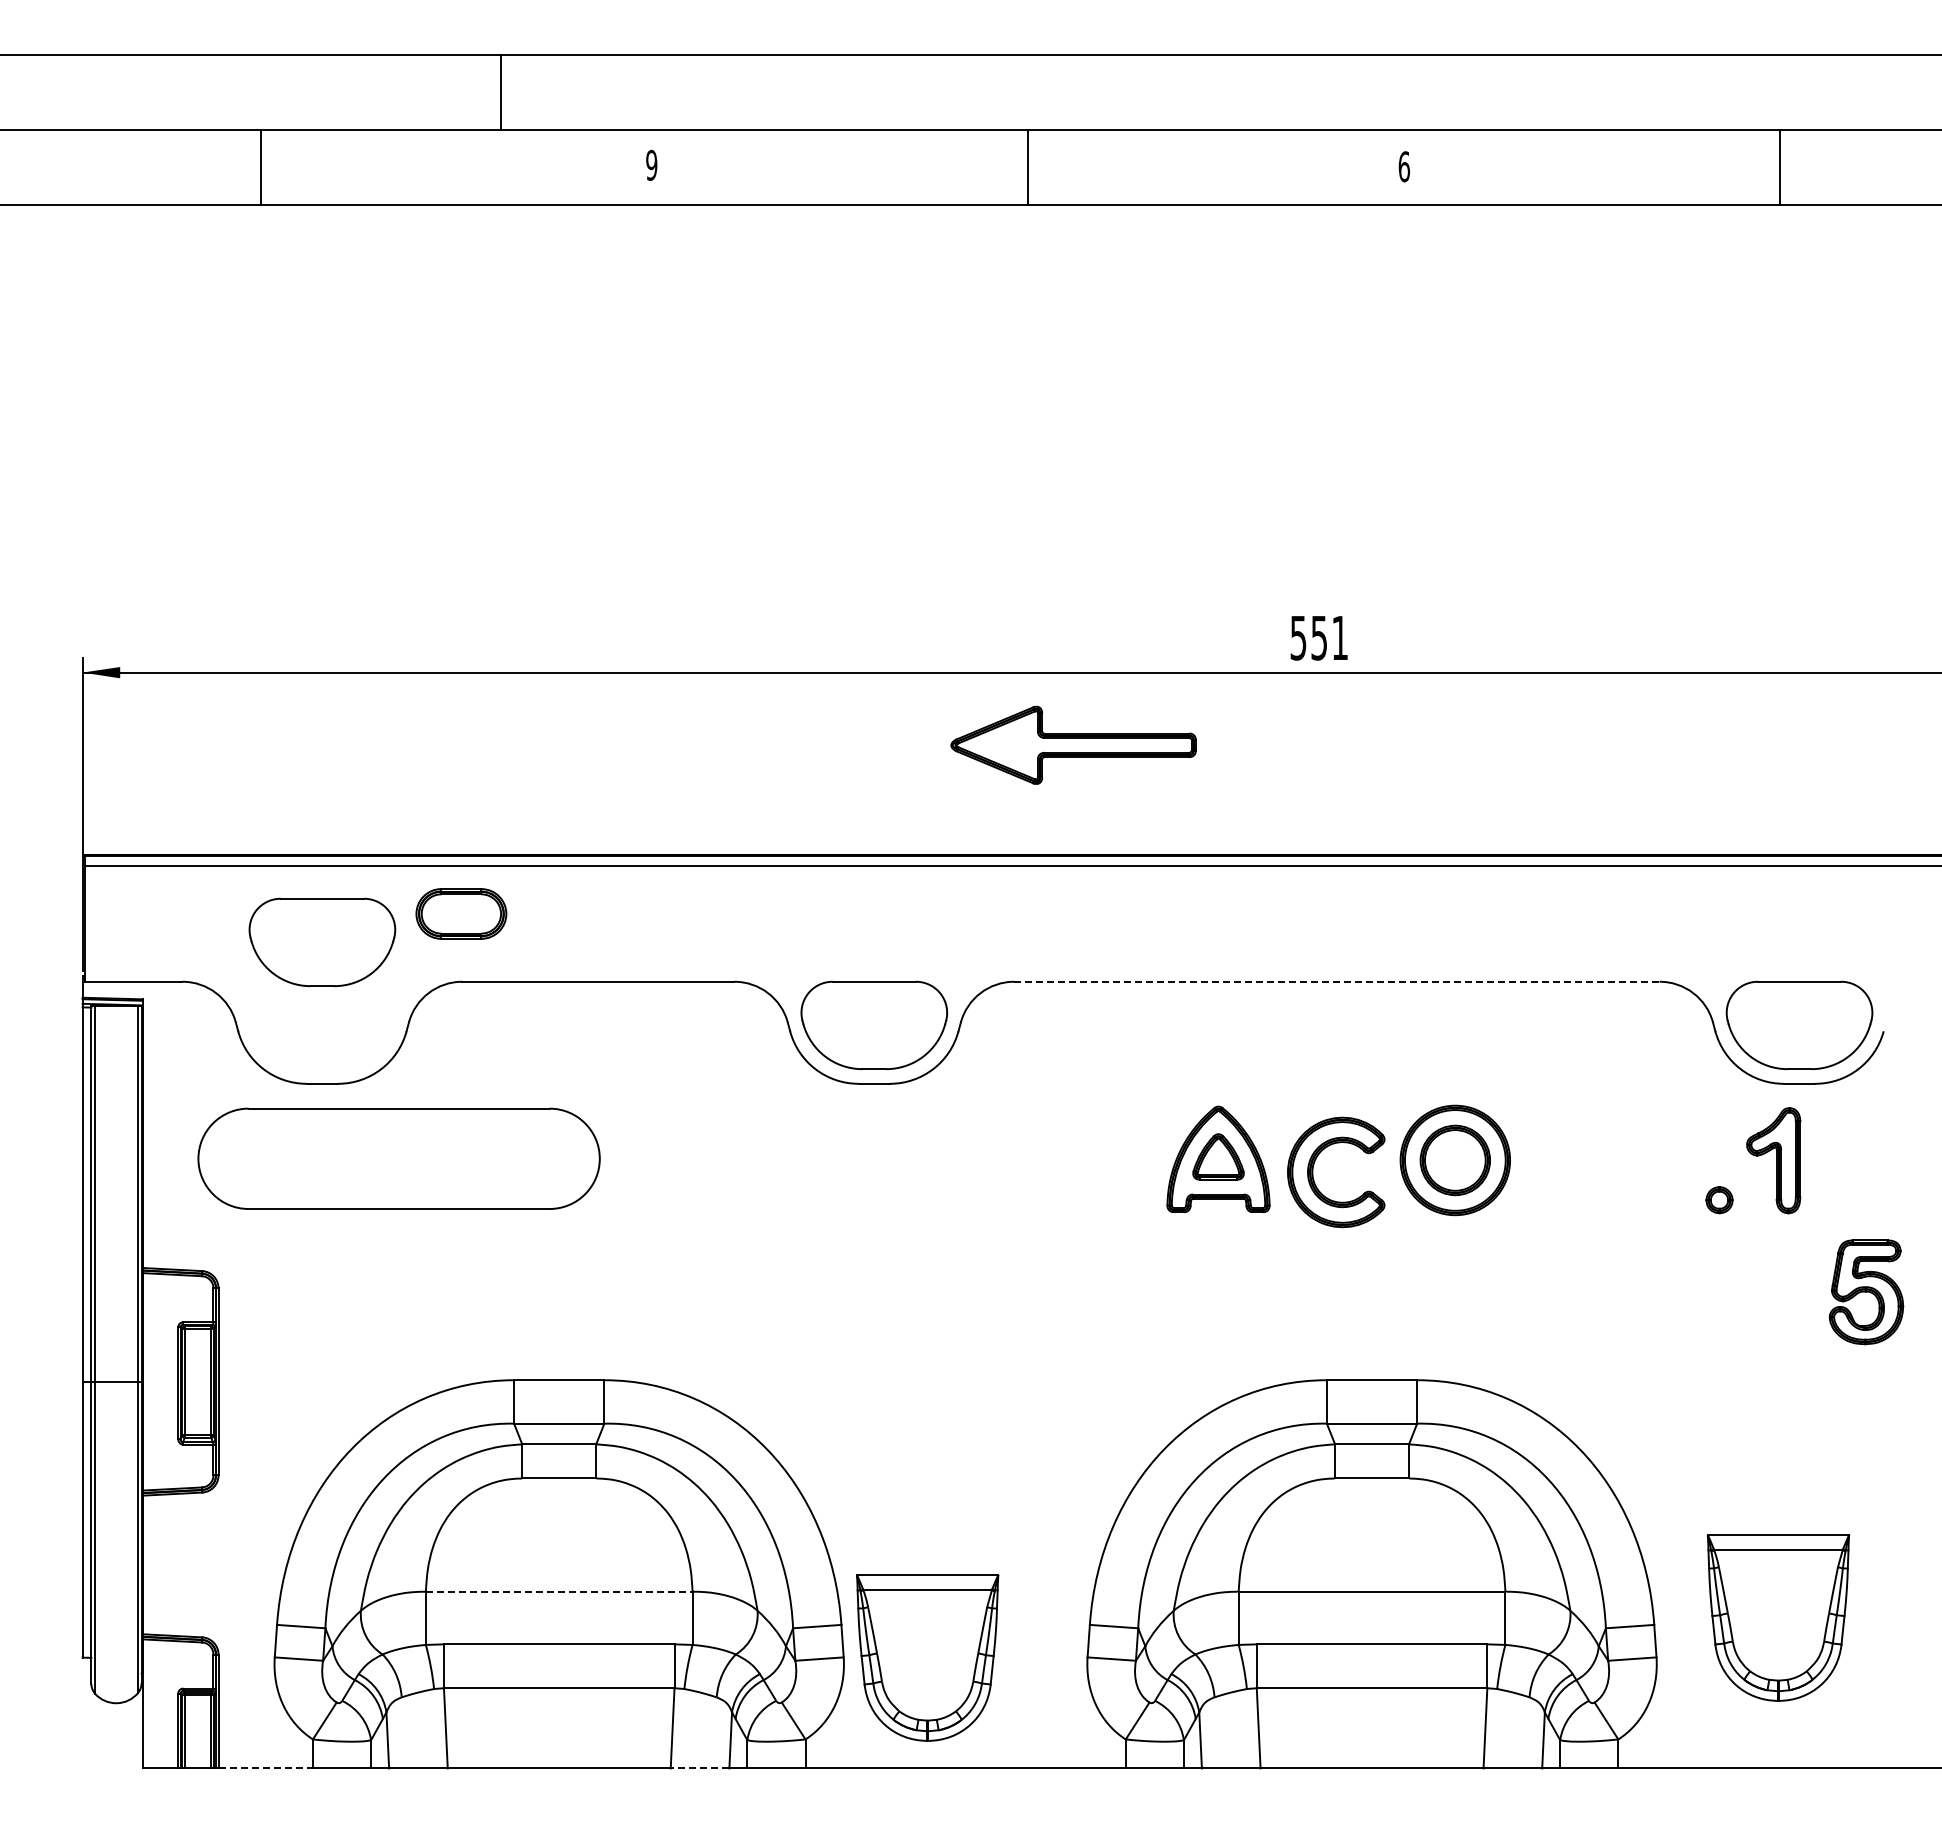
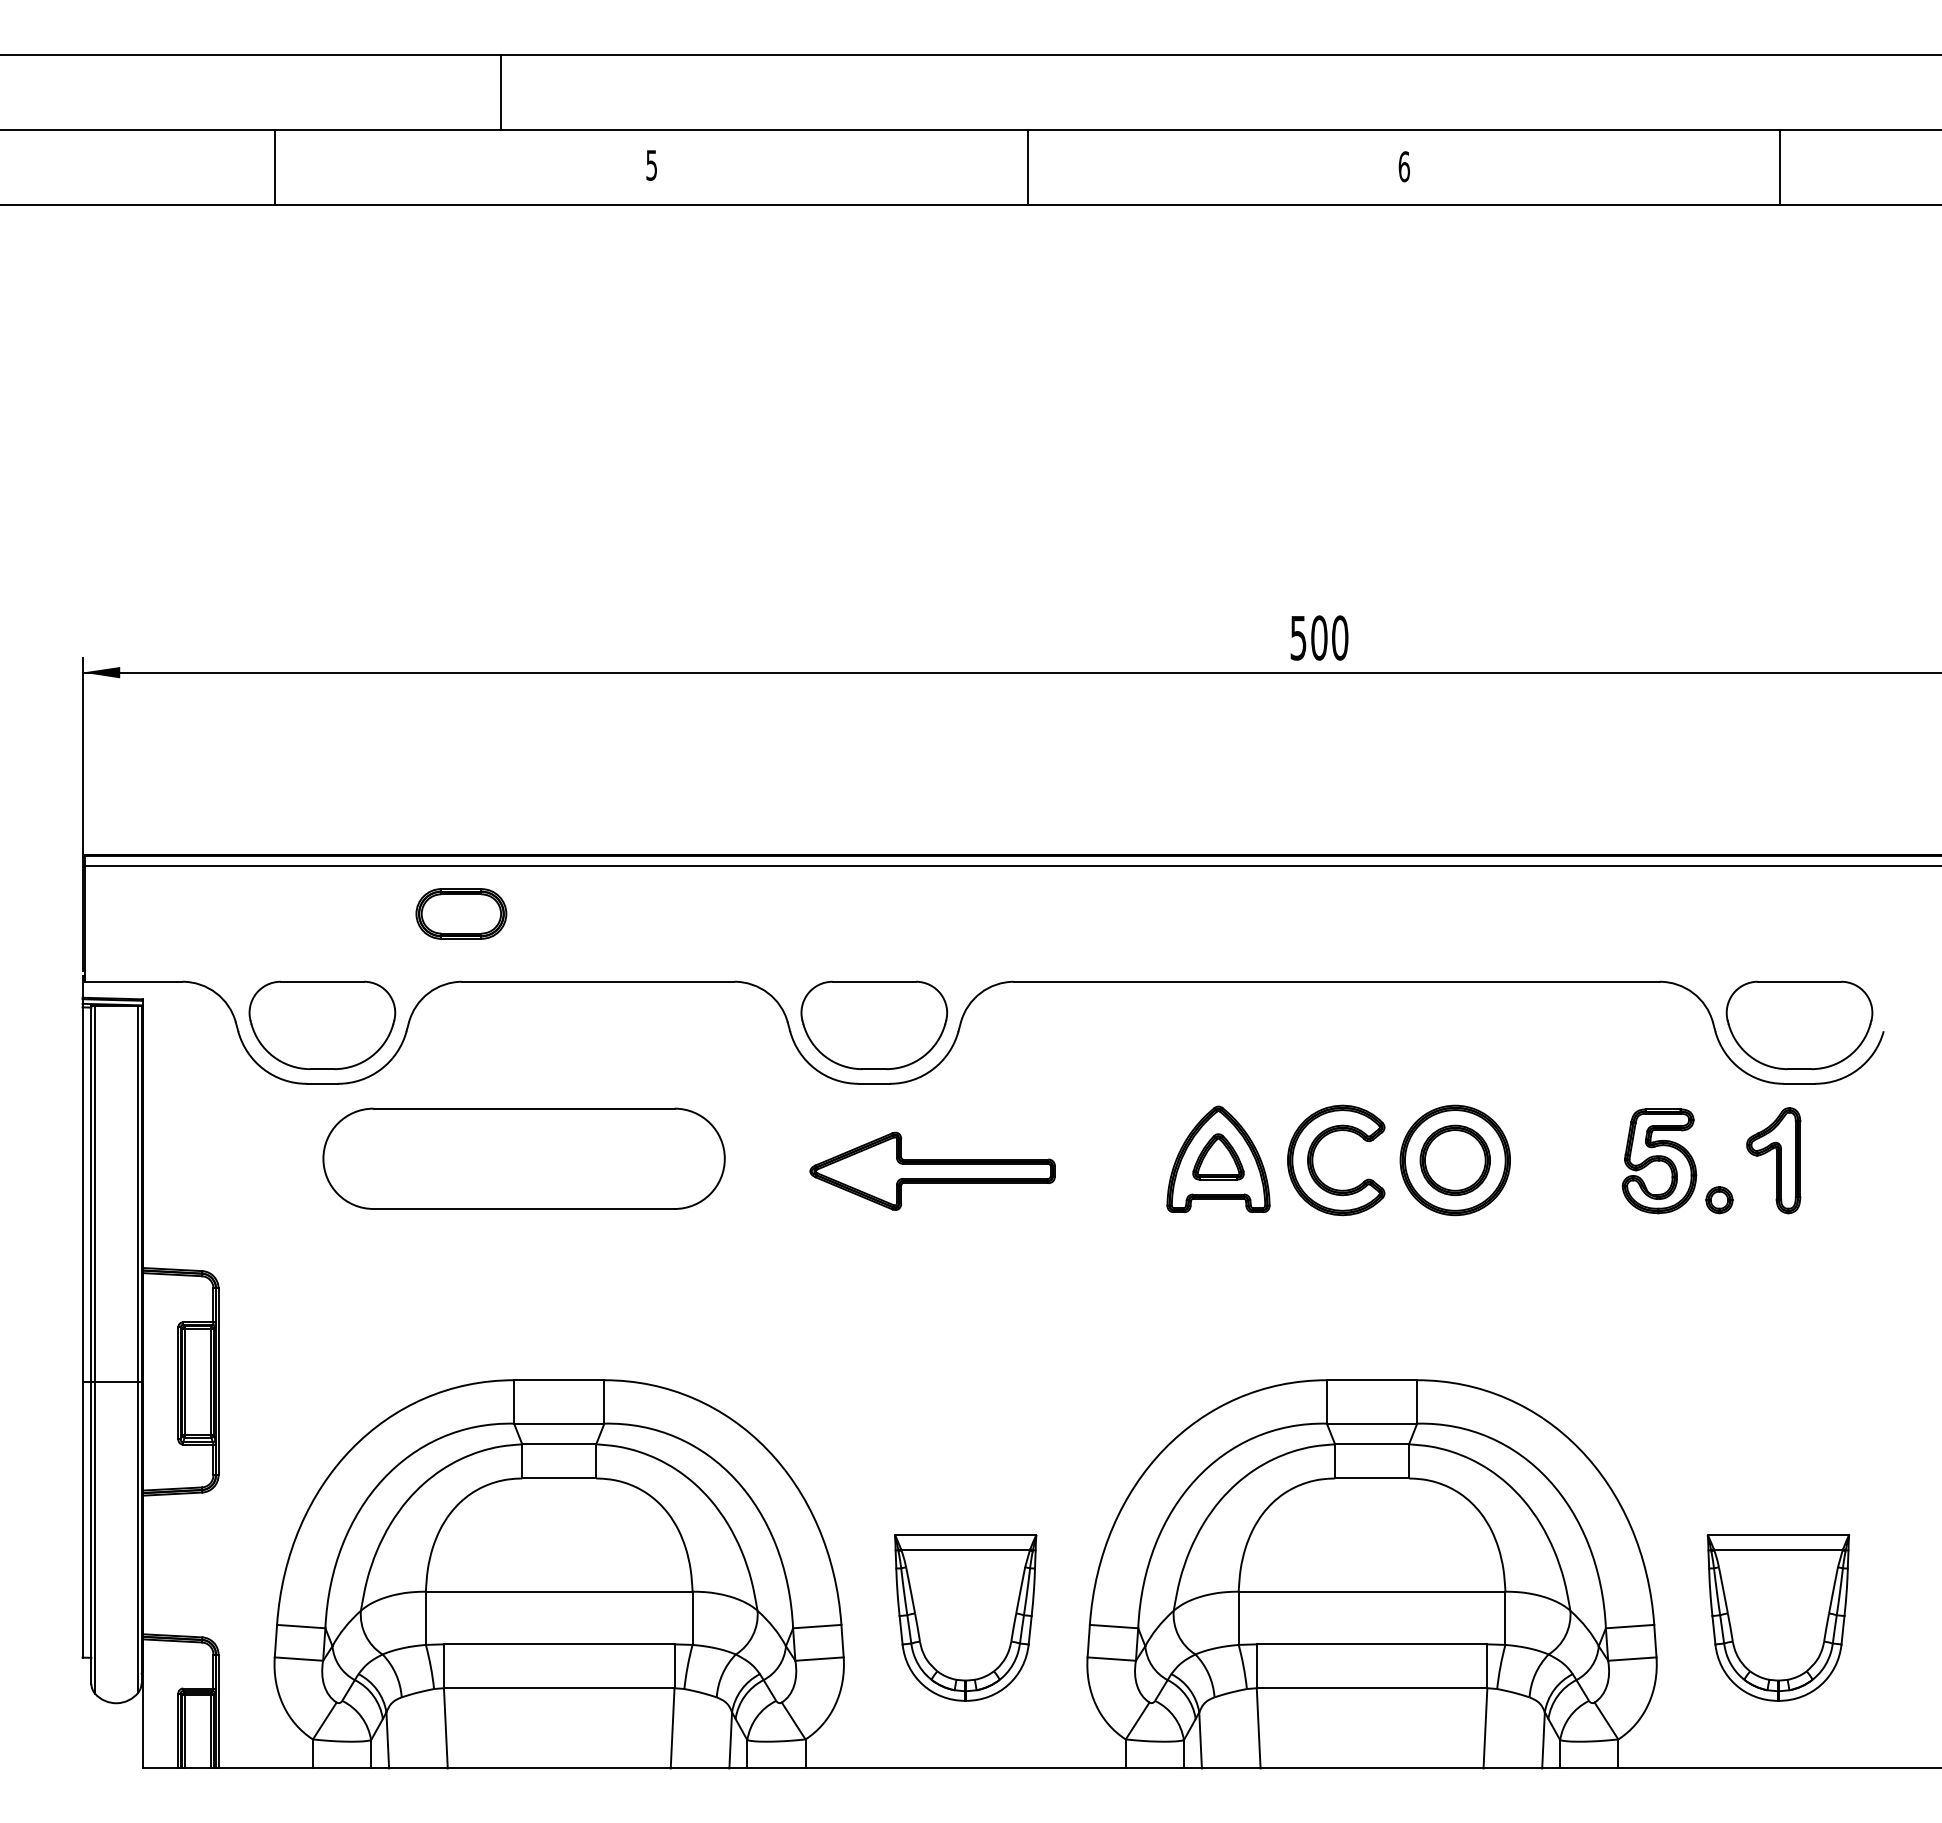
text: 9 -> 5 (651, 164)
line position: (260, 167) -> (274, 167) (274, 167)
text: 551 -> 500 (1329, 637)
part position: (1073, 744) -> (932, 1170) (932, 1170)
part position: (322, 941) -> (322, 1024) (322, 1024)
line: dashed -> solid (1336, 981)
part position: (398, 1158) -> (523, 1158) (523, 1158)
part position: (1313, 1172) -> (1313, 1160) (1313, 1160)
part position: (1866, 1292) -> (1659, 1161) (1659, 1161)
line: dashed -> solid (559, 1591)
part position: (927, 1657) -> (965, 1617) (965, 1617)
line: dashed -> solid (266, 1768)
line: dashed -> solid (699, 1768)
